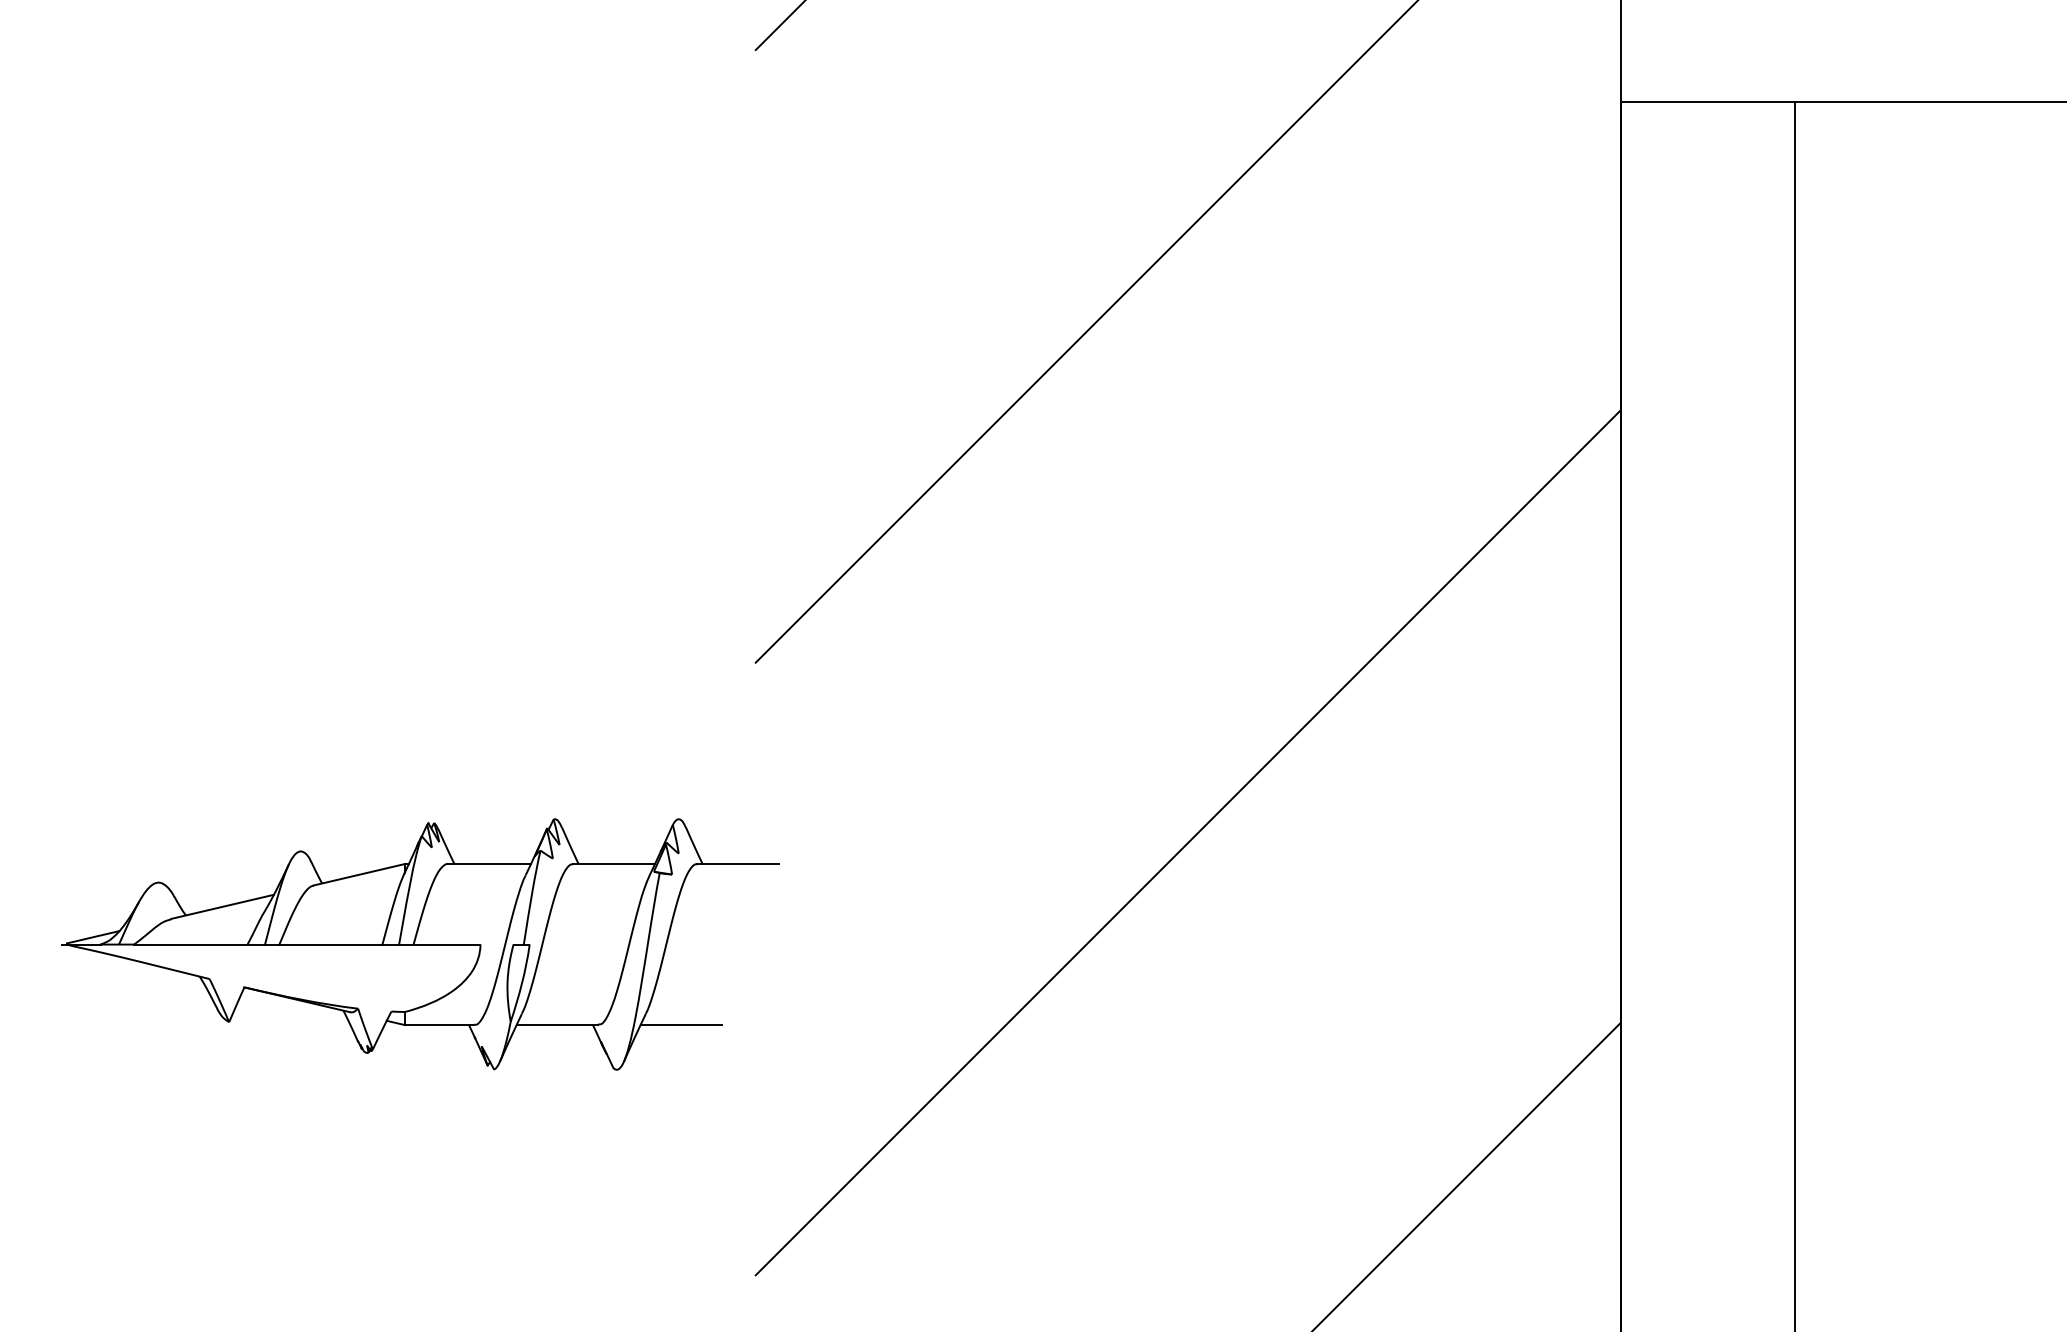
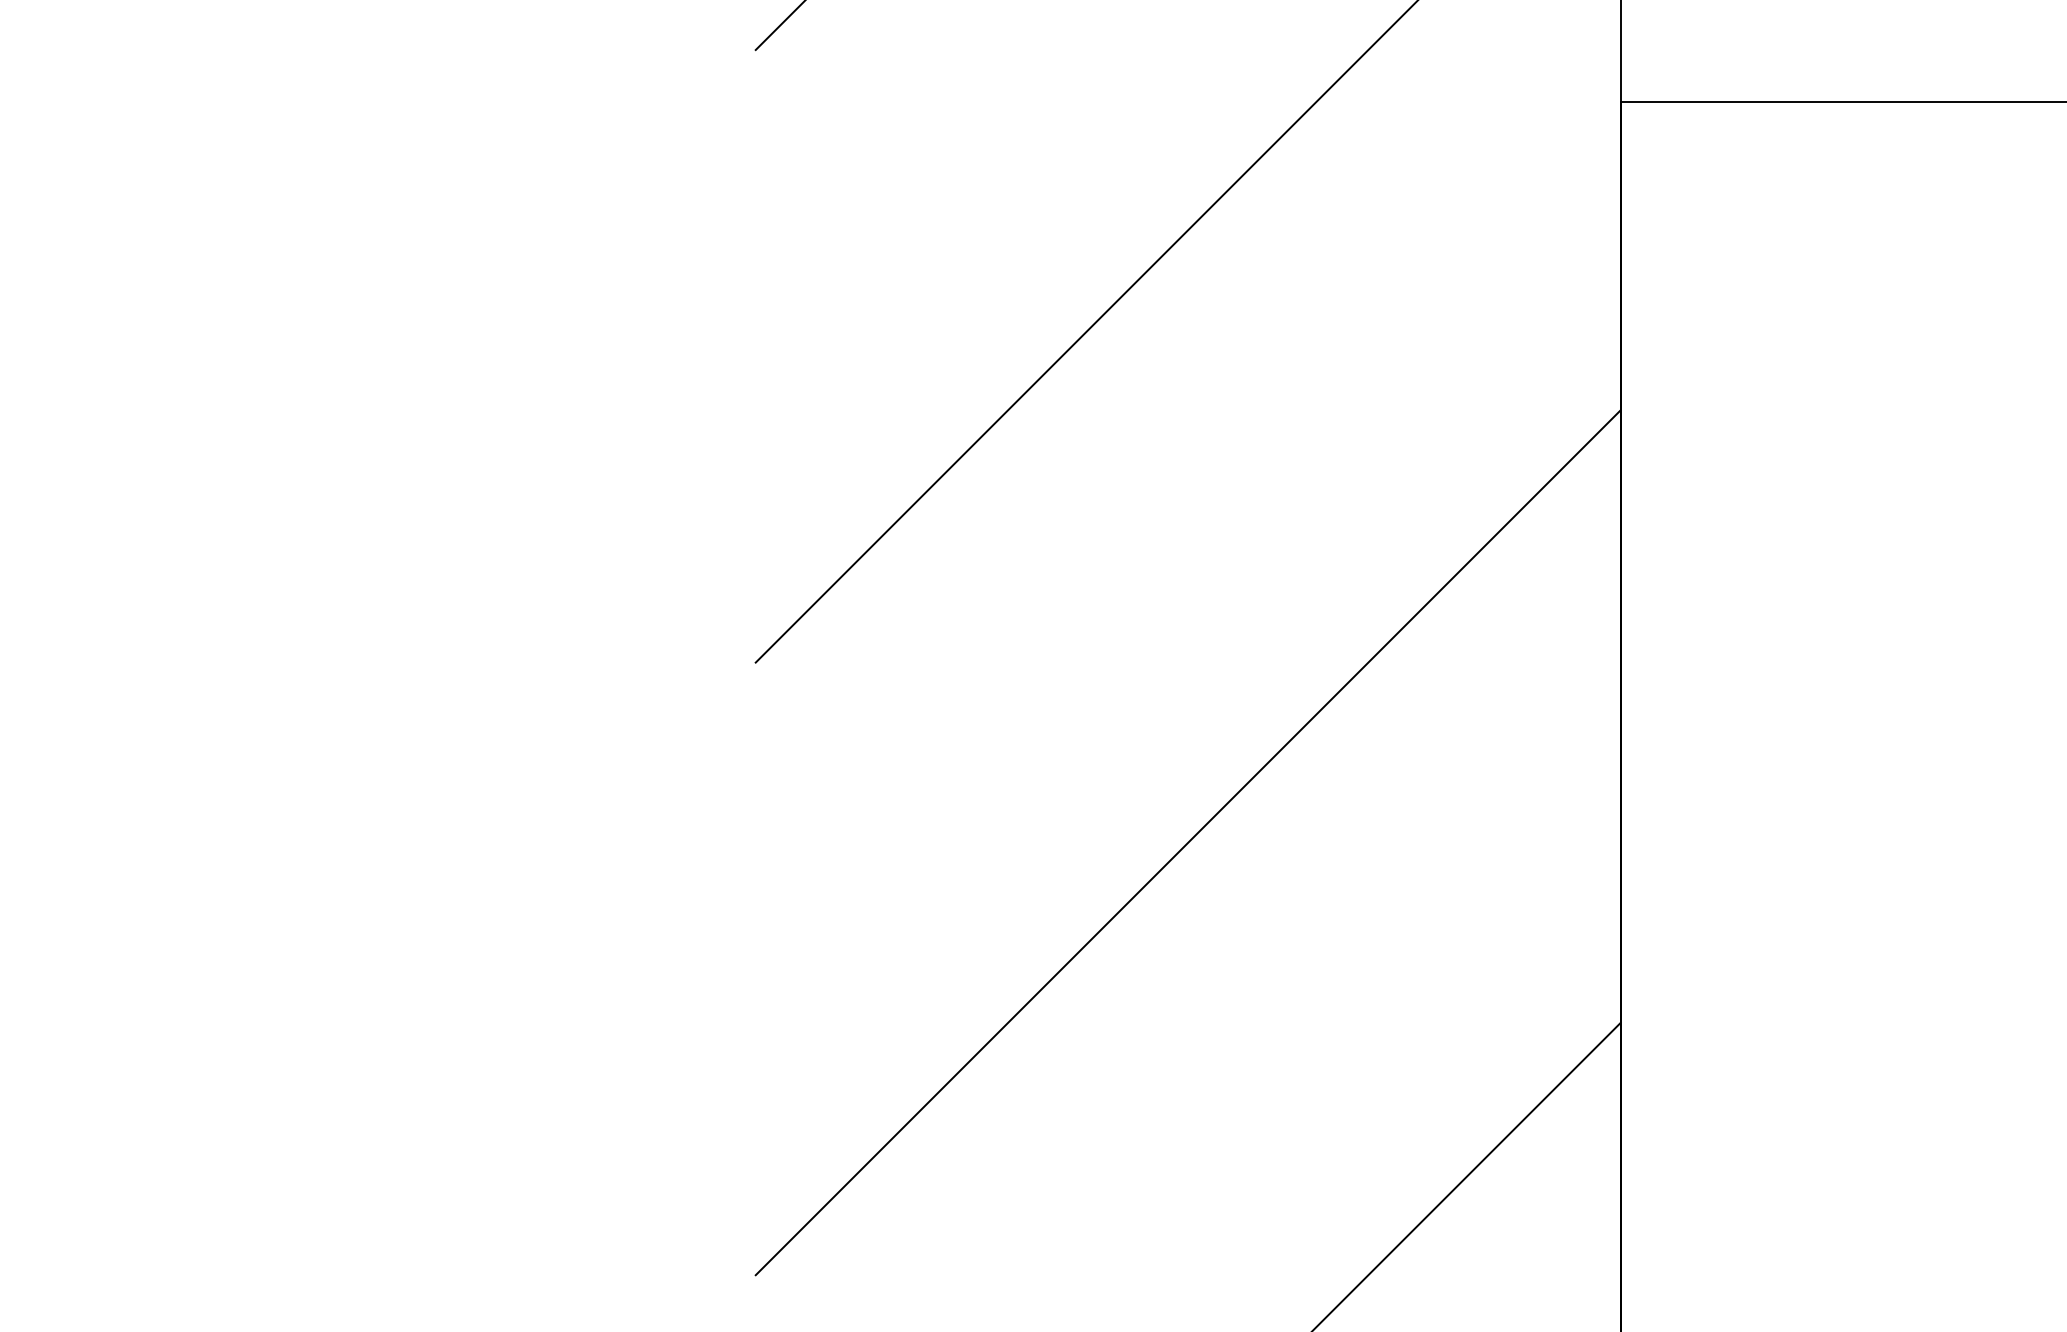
line: present -> none (1794, 715)
part: present -> none (420, 944)
